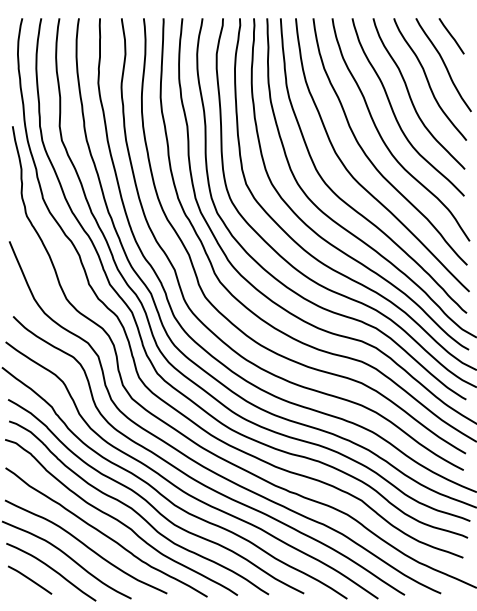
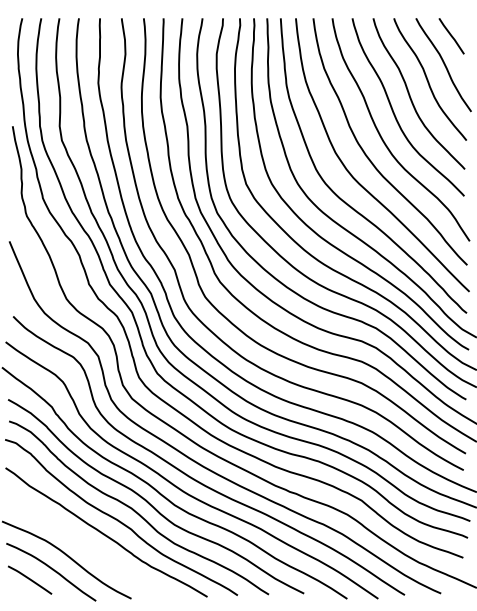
curve: present -> none (85, 546)
